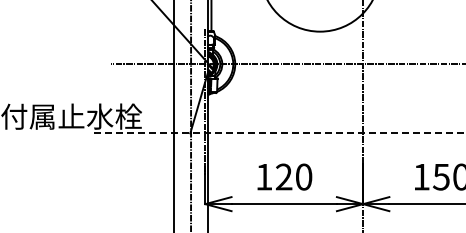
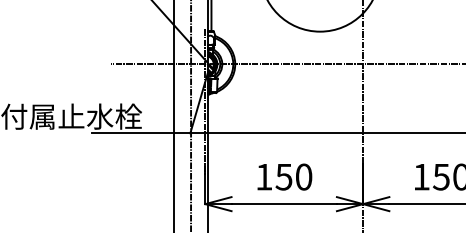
line: dashed -> solid (279, 133)
text: 120 -> 150 (283, 176)
